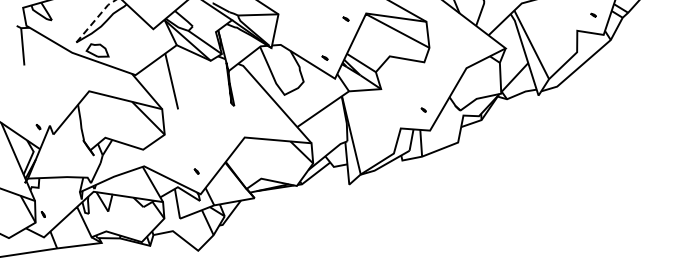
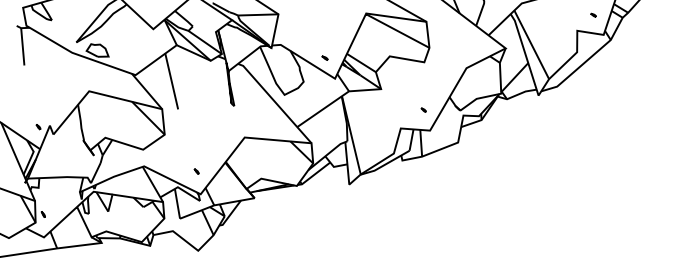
part: present -> none (345, 18)
line: dashed -> solid (95, 19)
